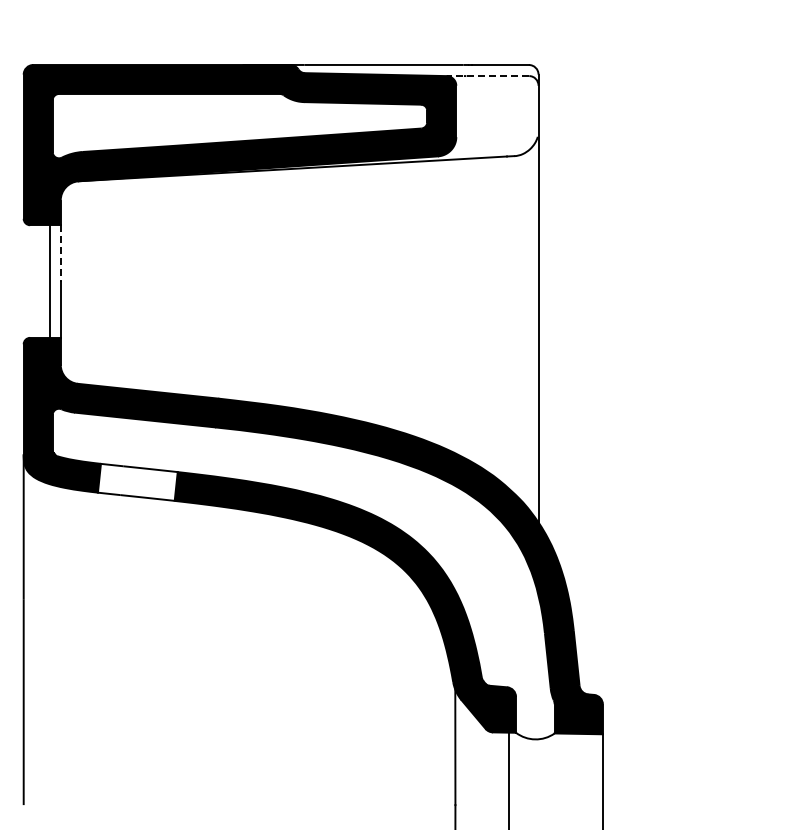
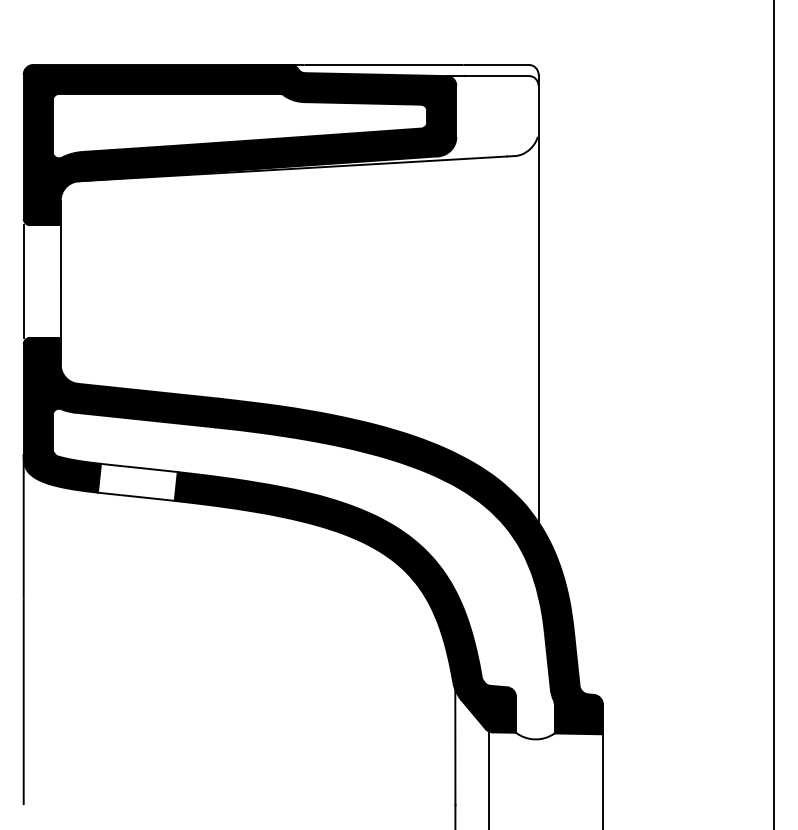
line: dashed -> solid (487, 76)
line: dashed -> solid (60, 254)
line position: (49, 281) -> (23, 281) (23, 281)
line: none -> present (774, 414)
line position: (508, 778) -> (488, 778) (488, 778)
